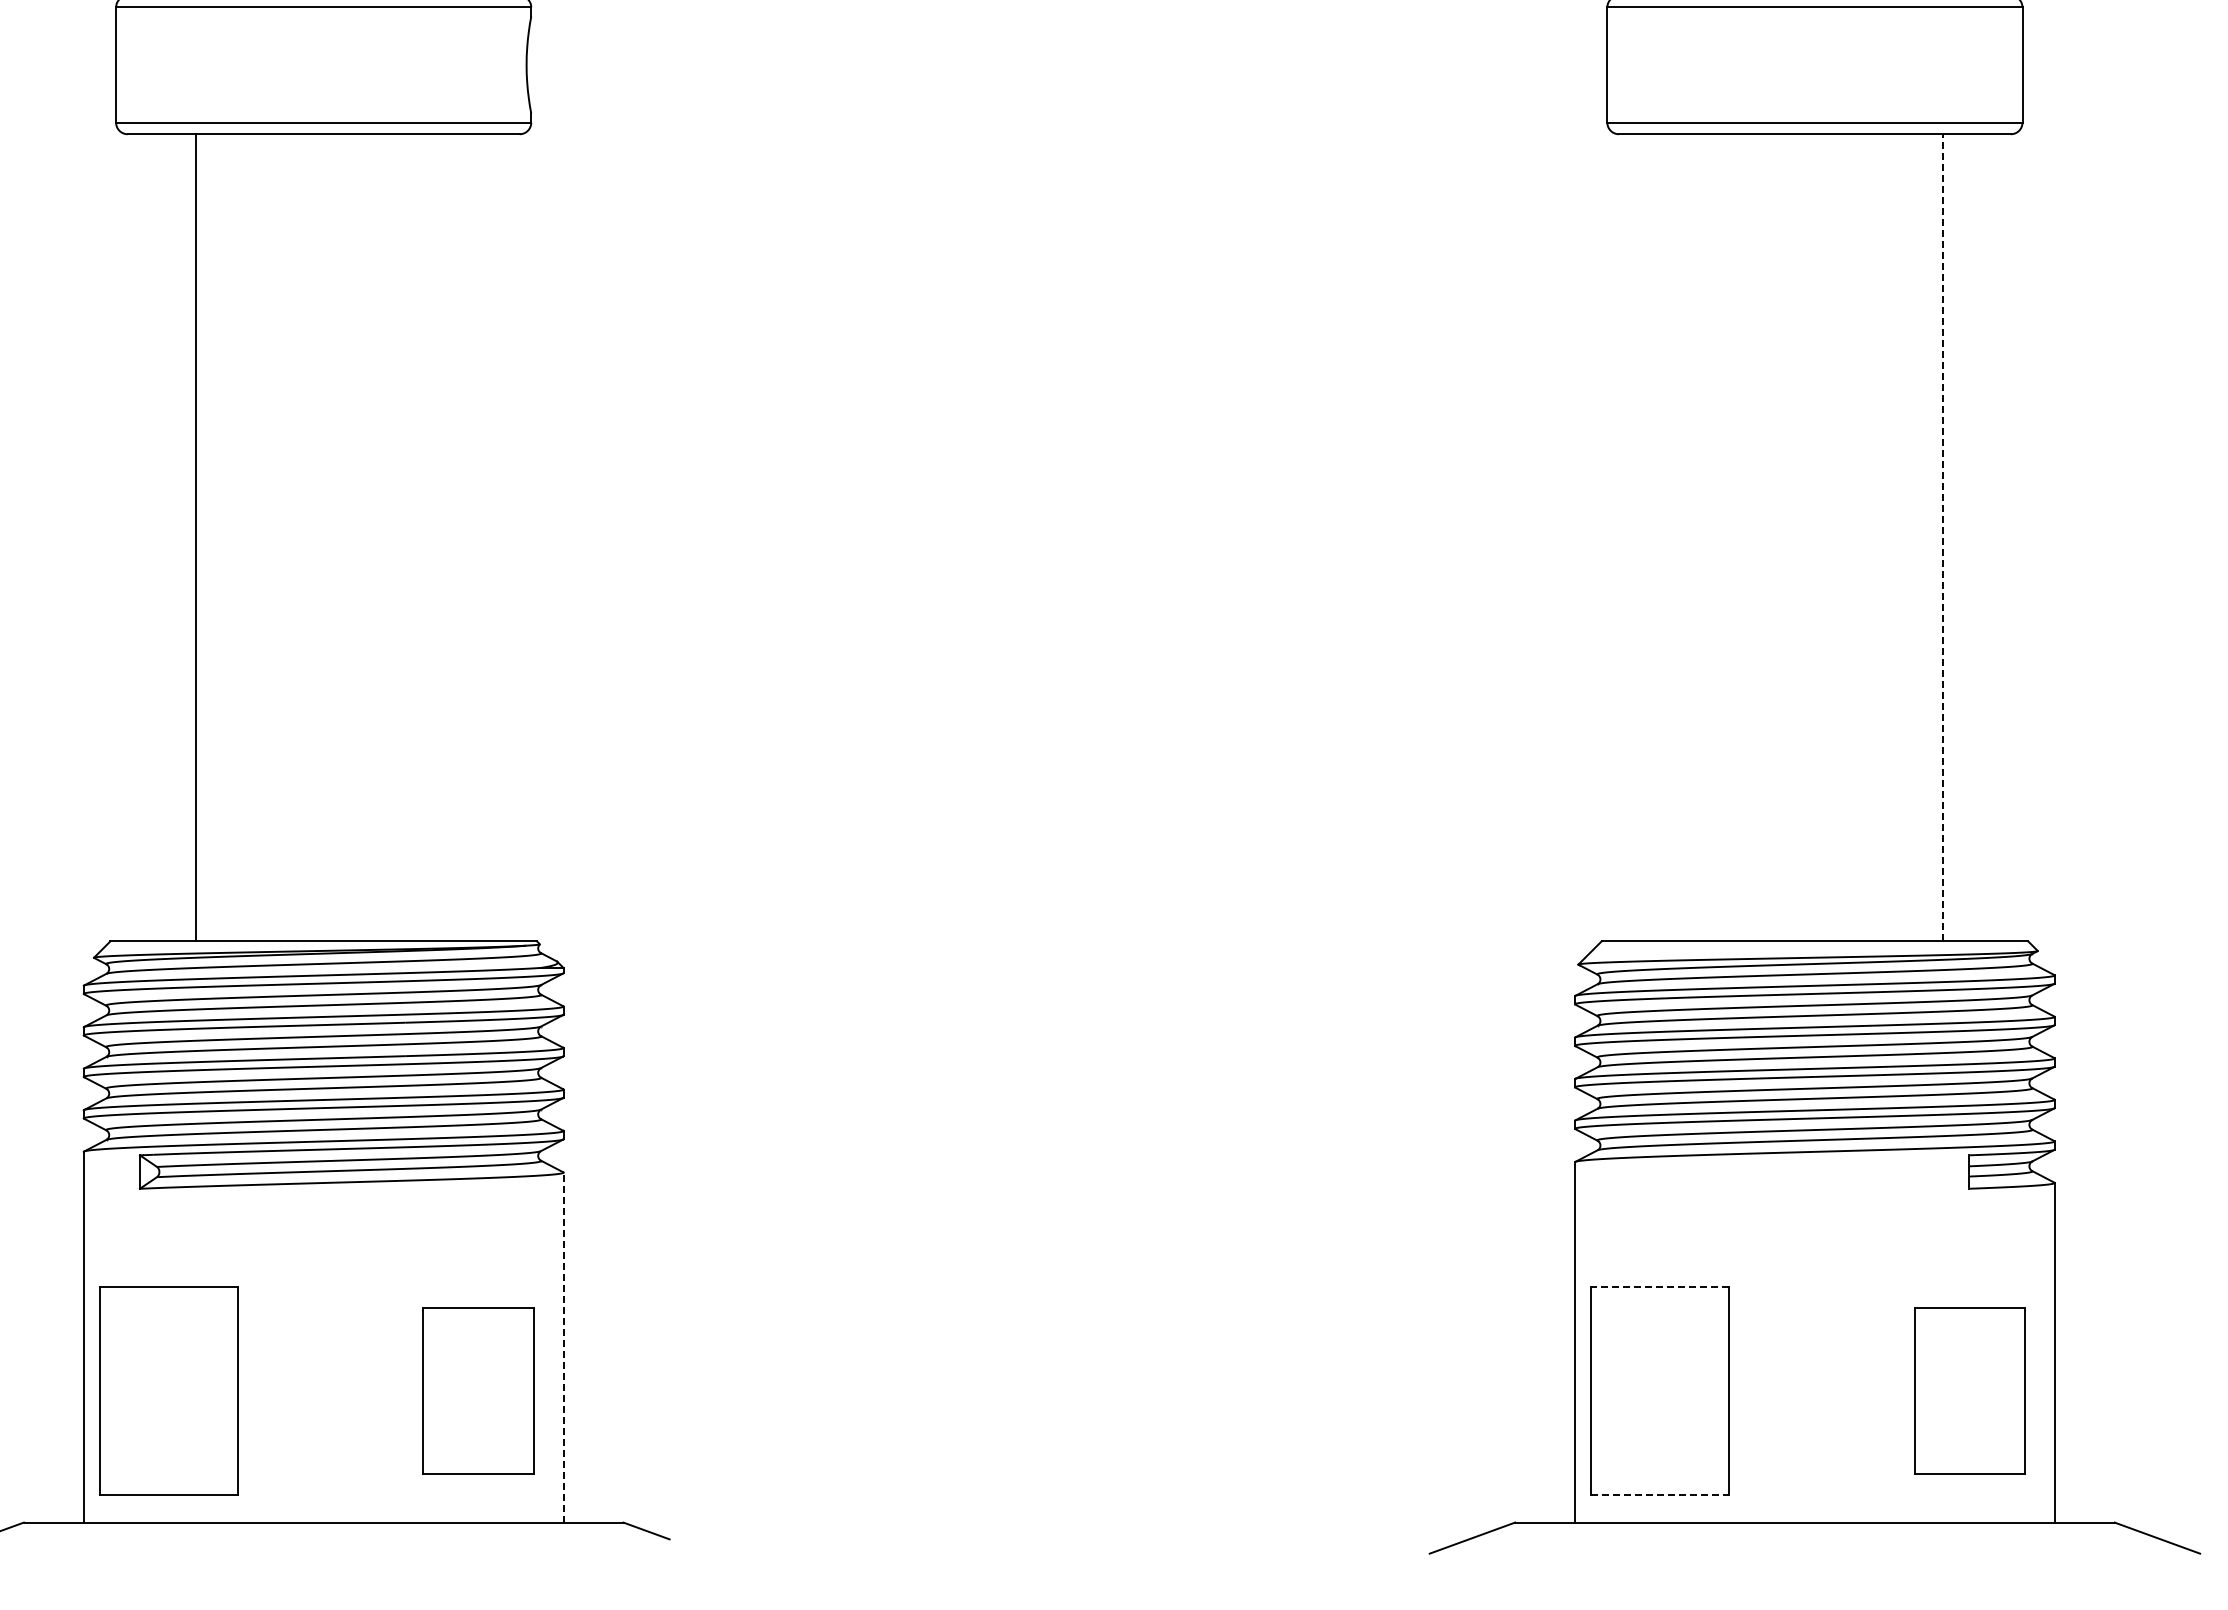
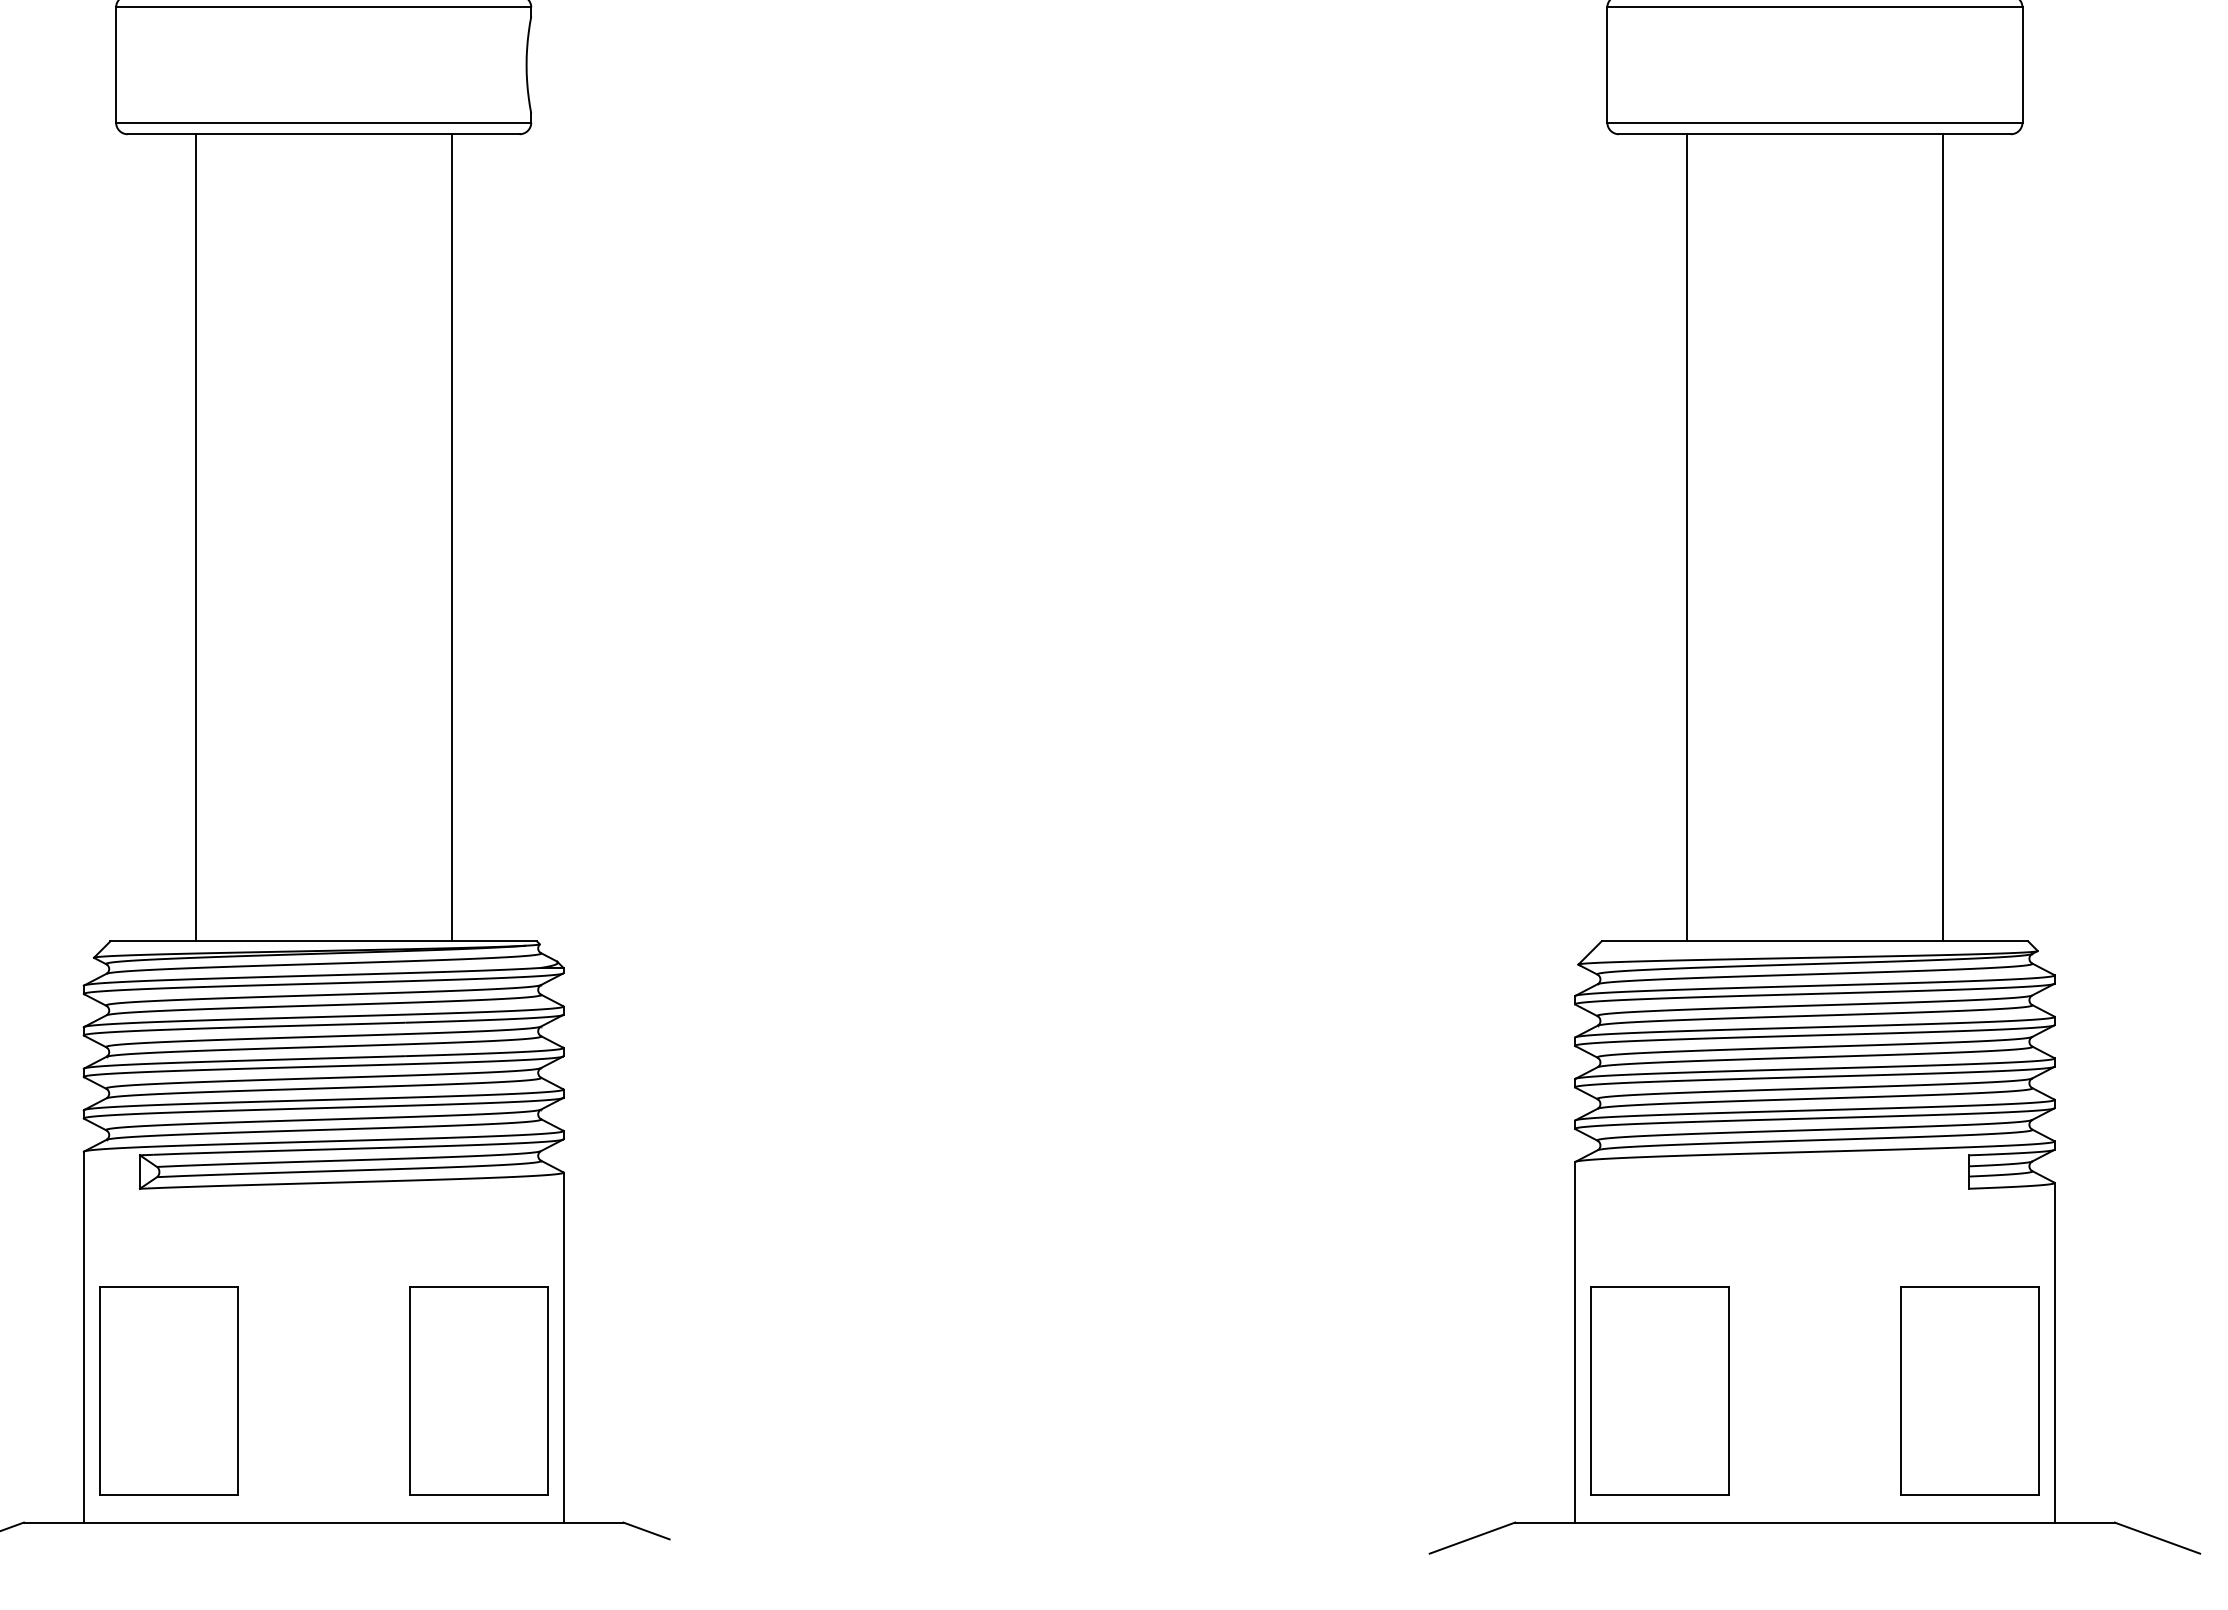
line: none -> present (451, 537)
line: none -> present (1686, 537)
line: dashed -> solid (1942, 537)
line: dashed -> solid (1659, 1287)
line: dashed -> solid (563, 1347)
part size: 113x168 px -> 140x210 px (478, 1390)
part size: 112x168 px -> 140x210 px (1969, 1390)
line: dashed -> solid (1660, 1494)
